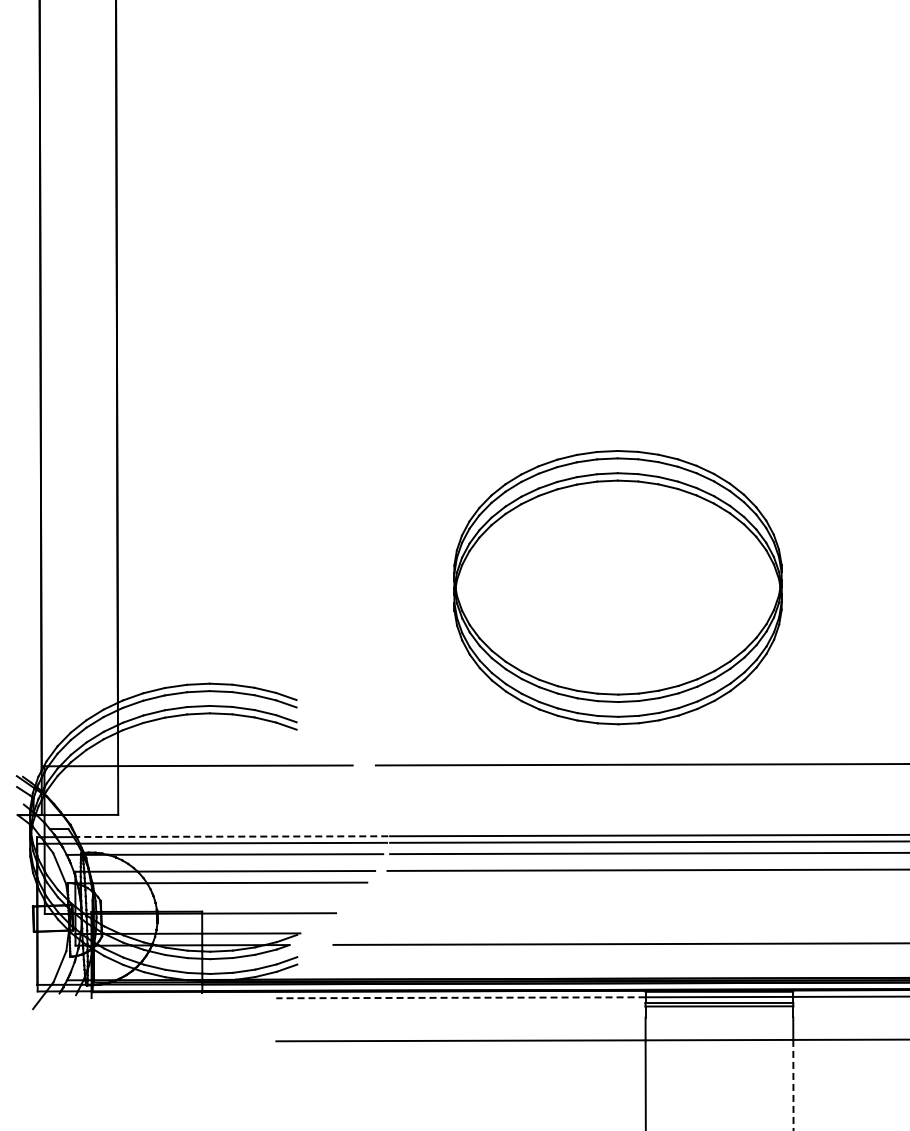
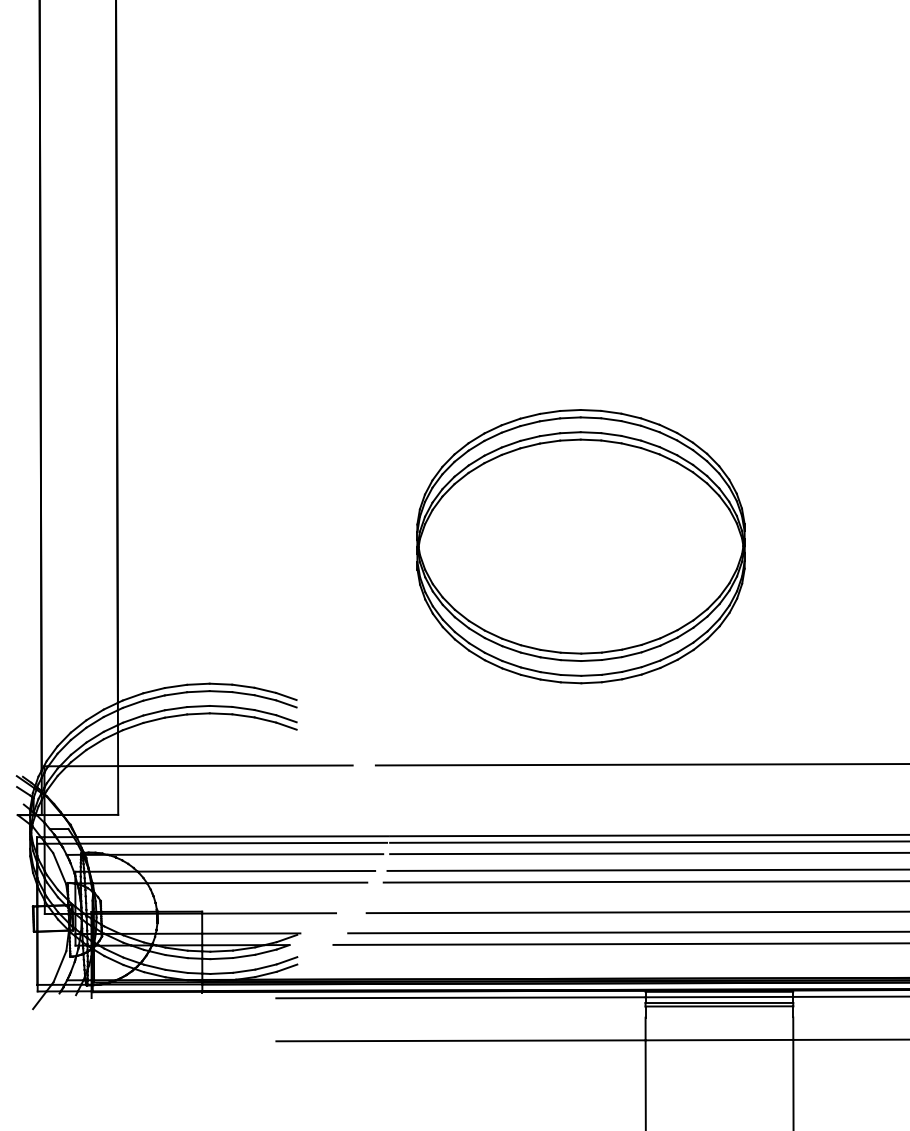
part position: (617, 587) -> (580, 546) (580, 546)
line: dashed -> solid (232, 836)
line: none -> present (644, 881)
line: none -> present (636, 912)
line: none -> present (627, 932)
line: dashed -> solid (460, 997)
line: dashed -> solid (793, 1085)
